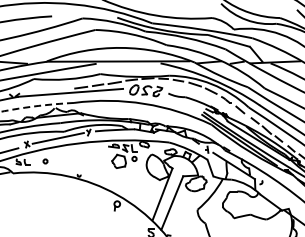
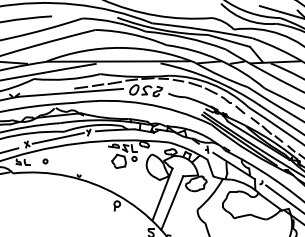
line: none -> present (280, 12)
arc: dashed -> solid (36, 106)
line: none -> present (283, 198)
